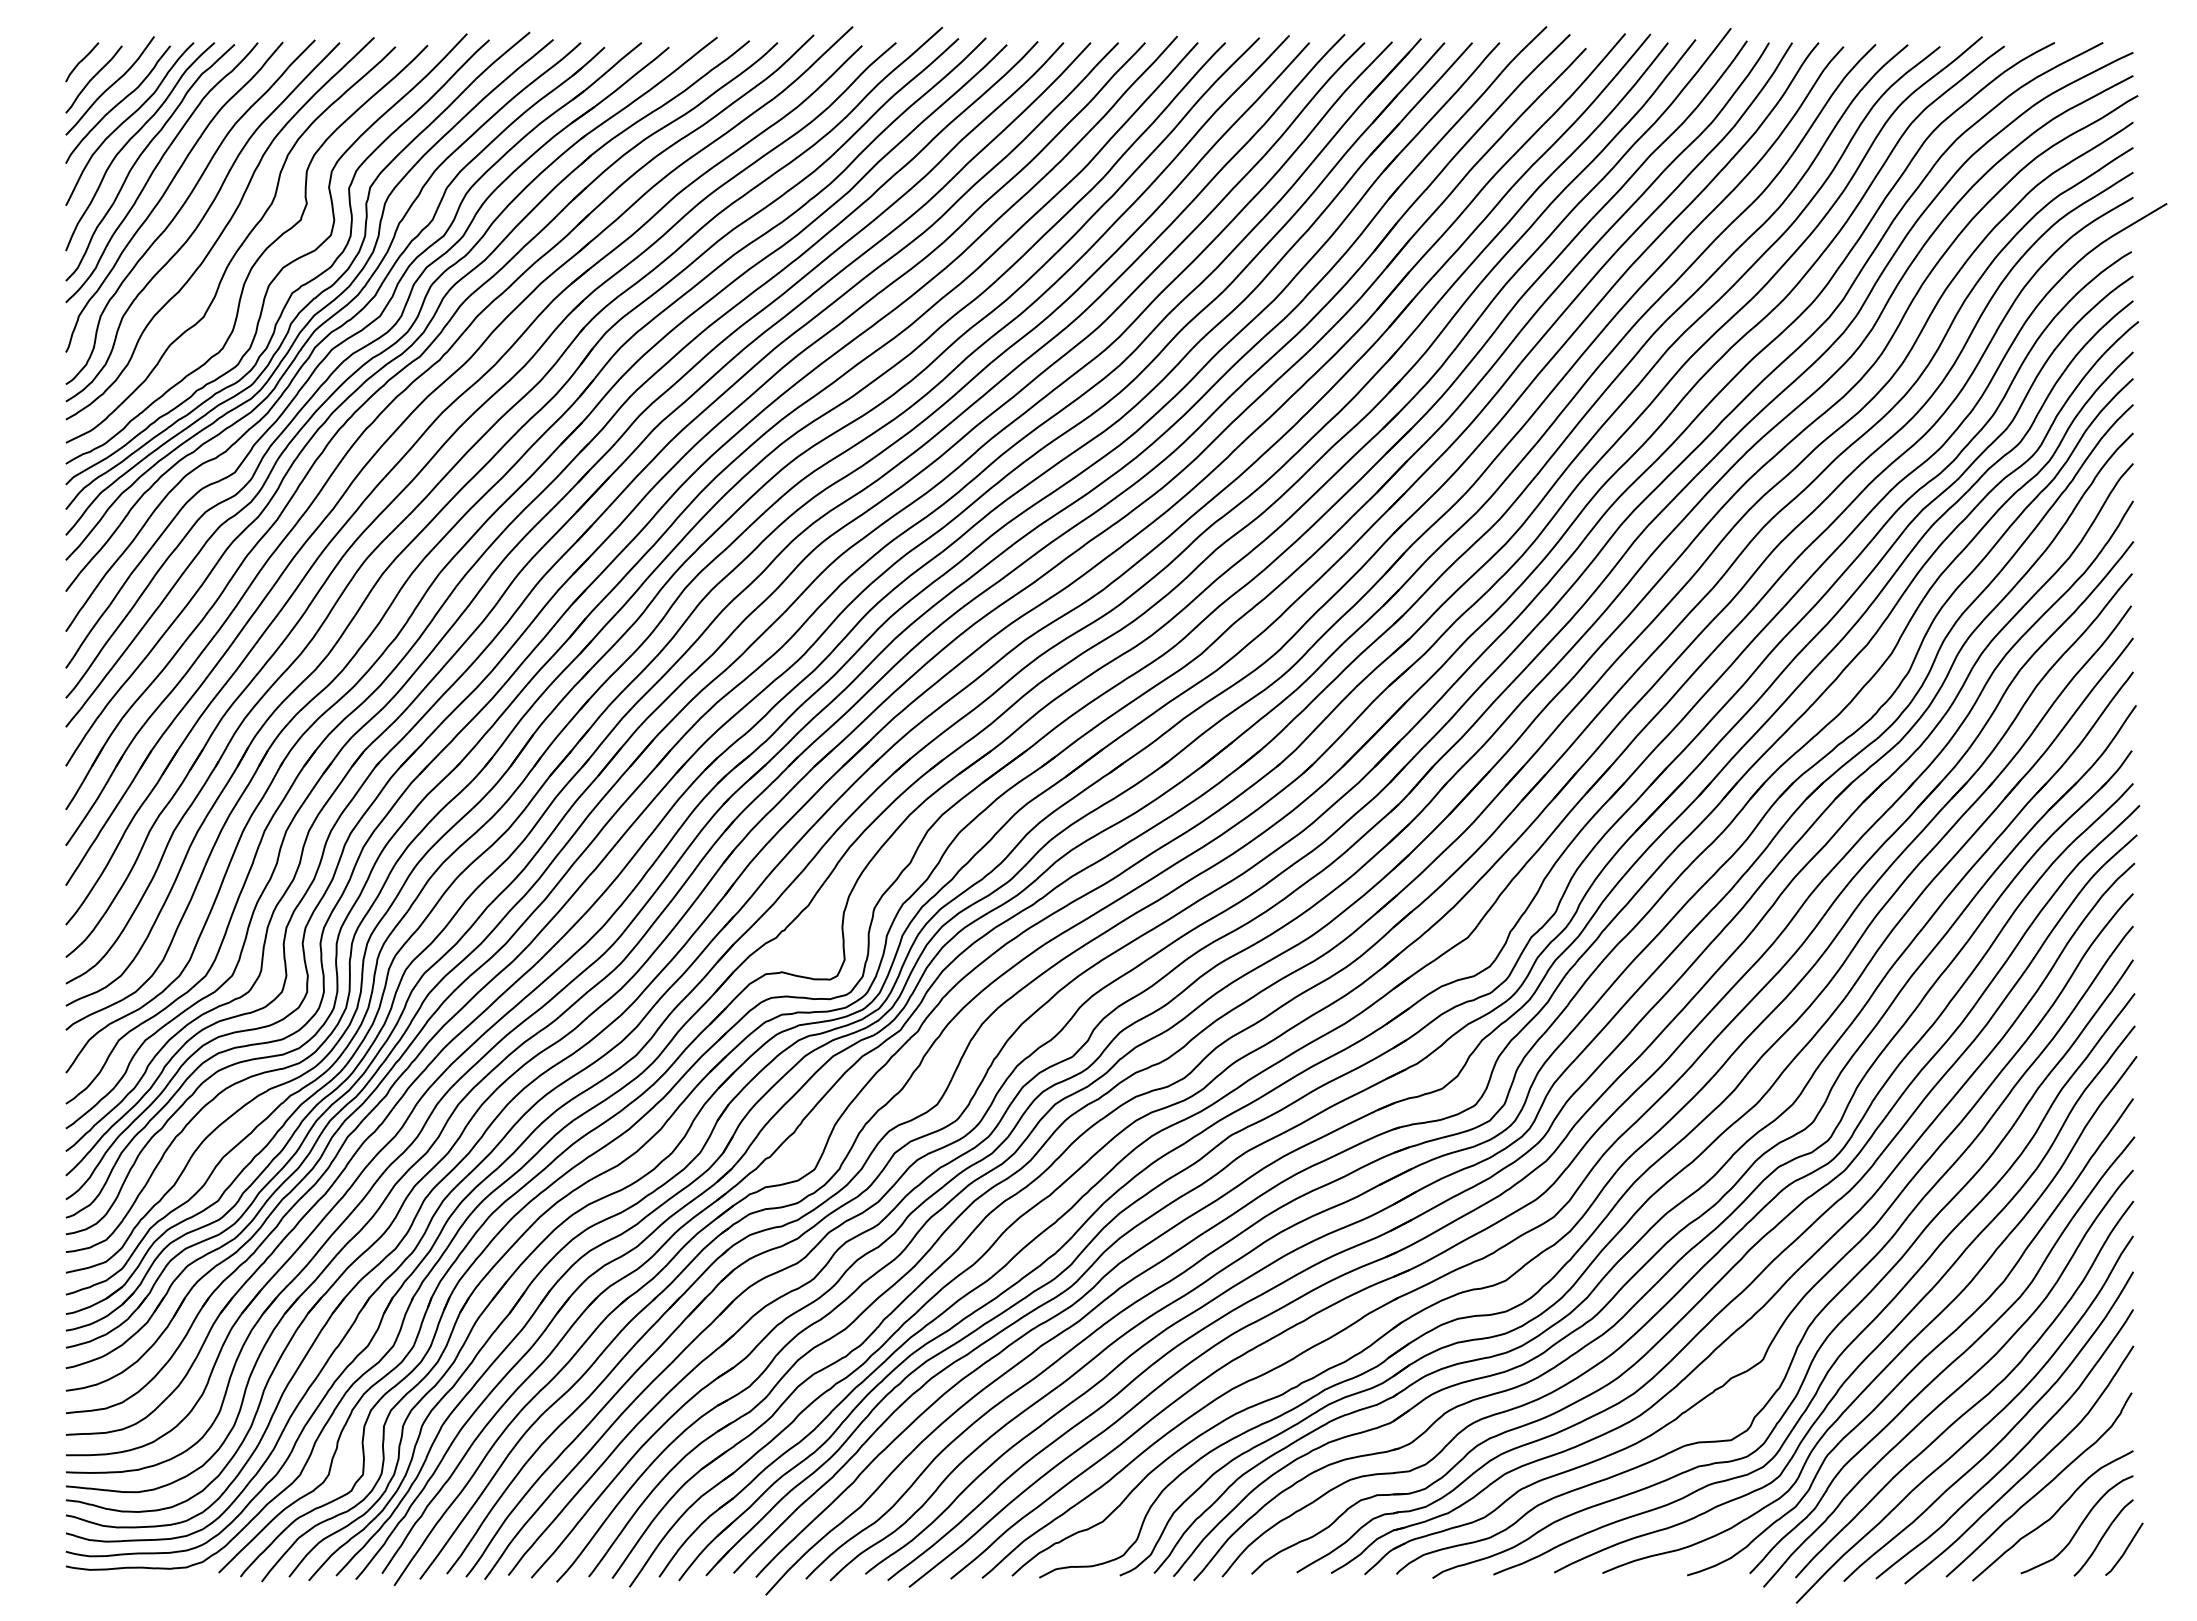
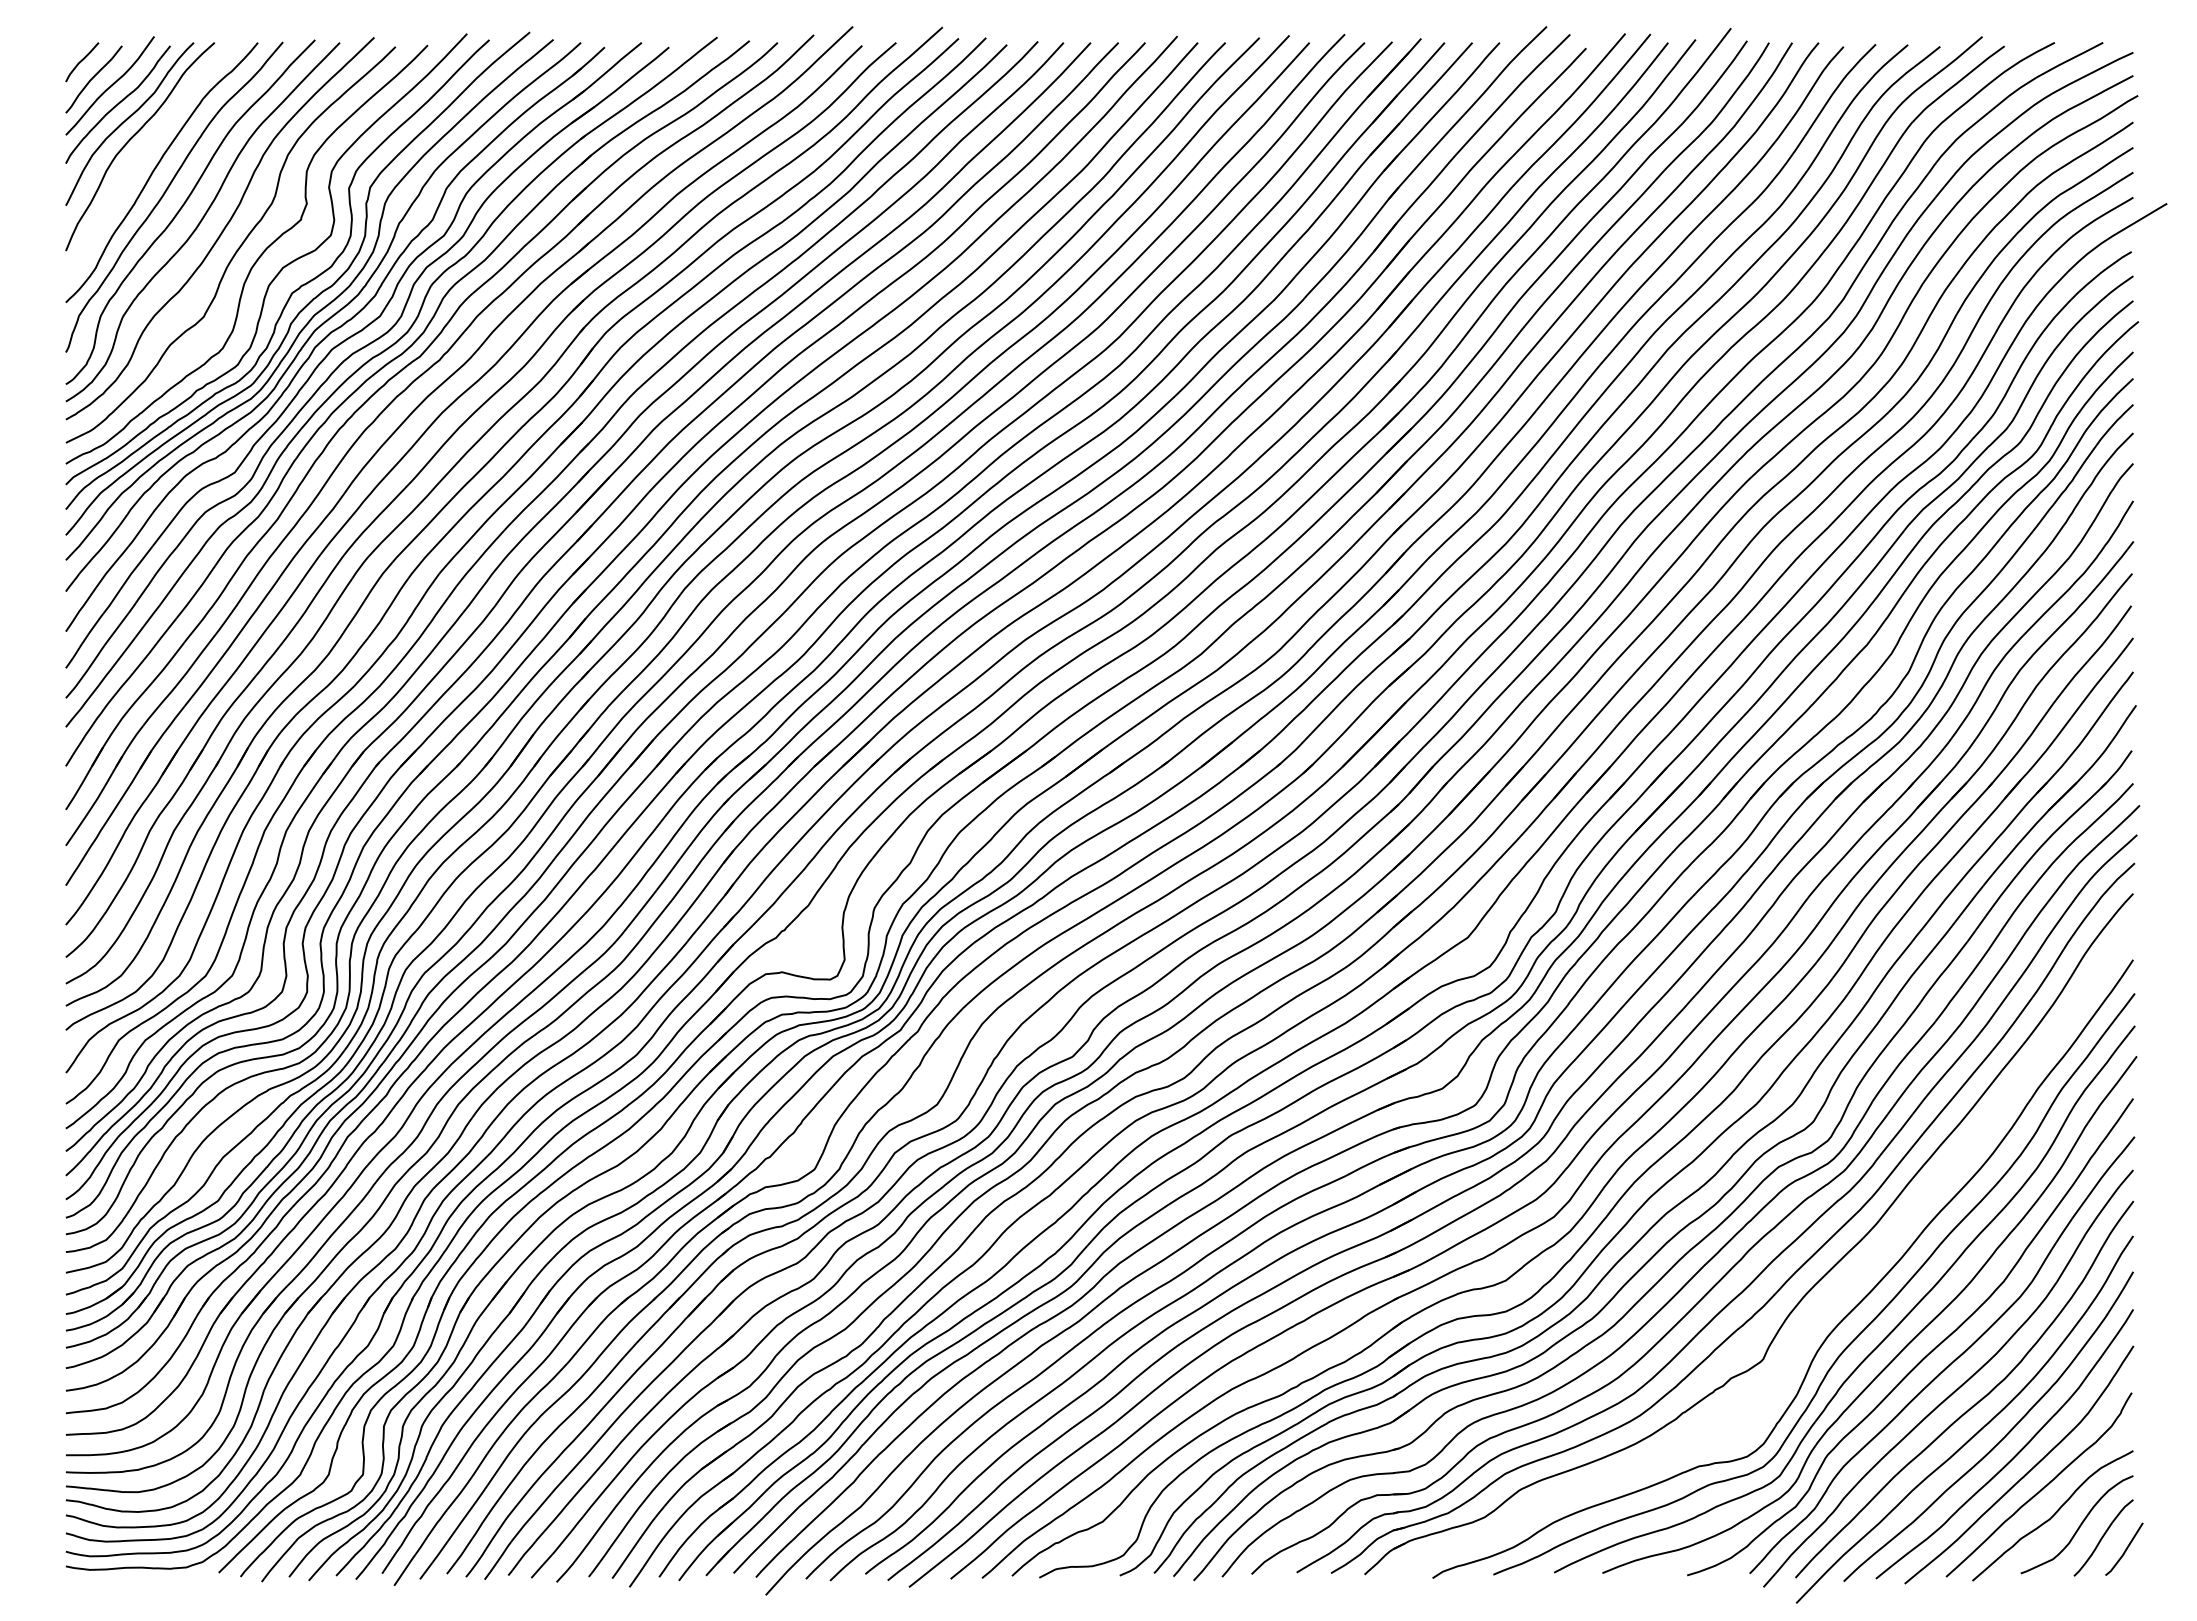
curve: present -> none (142, 154)
curve: present -> none (1827, 1302)
